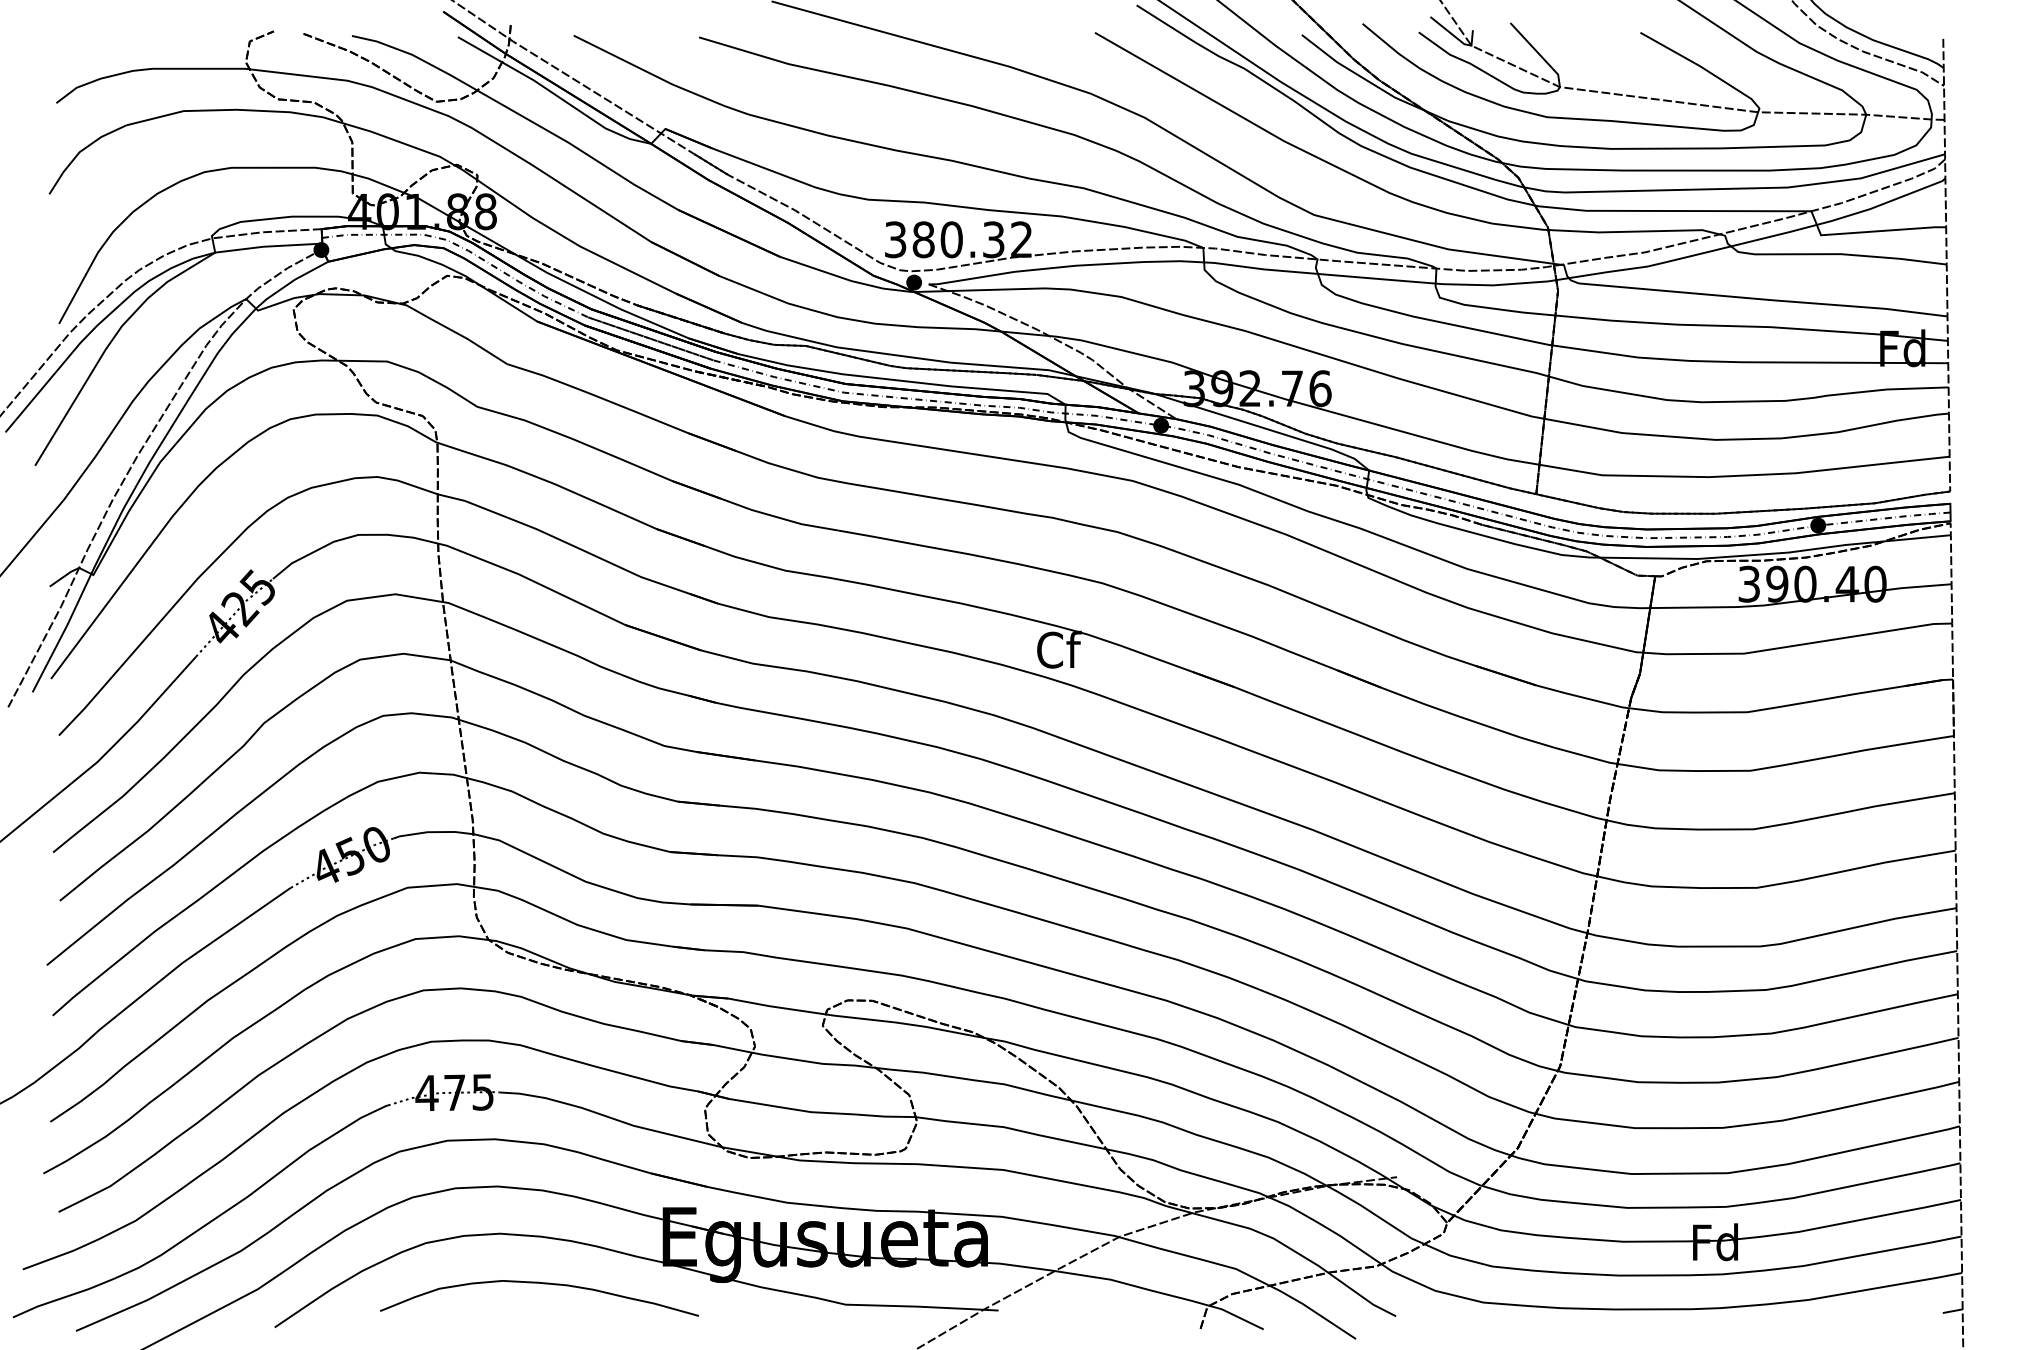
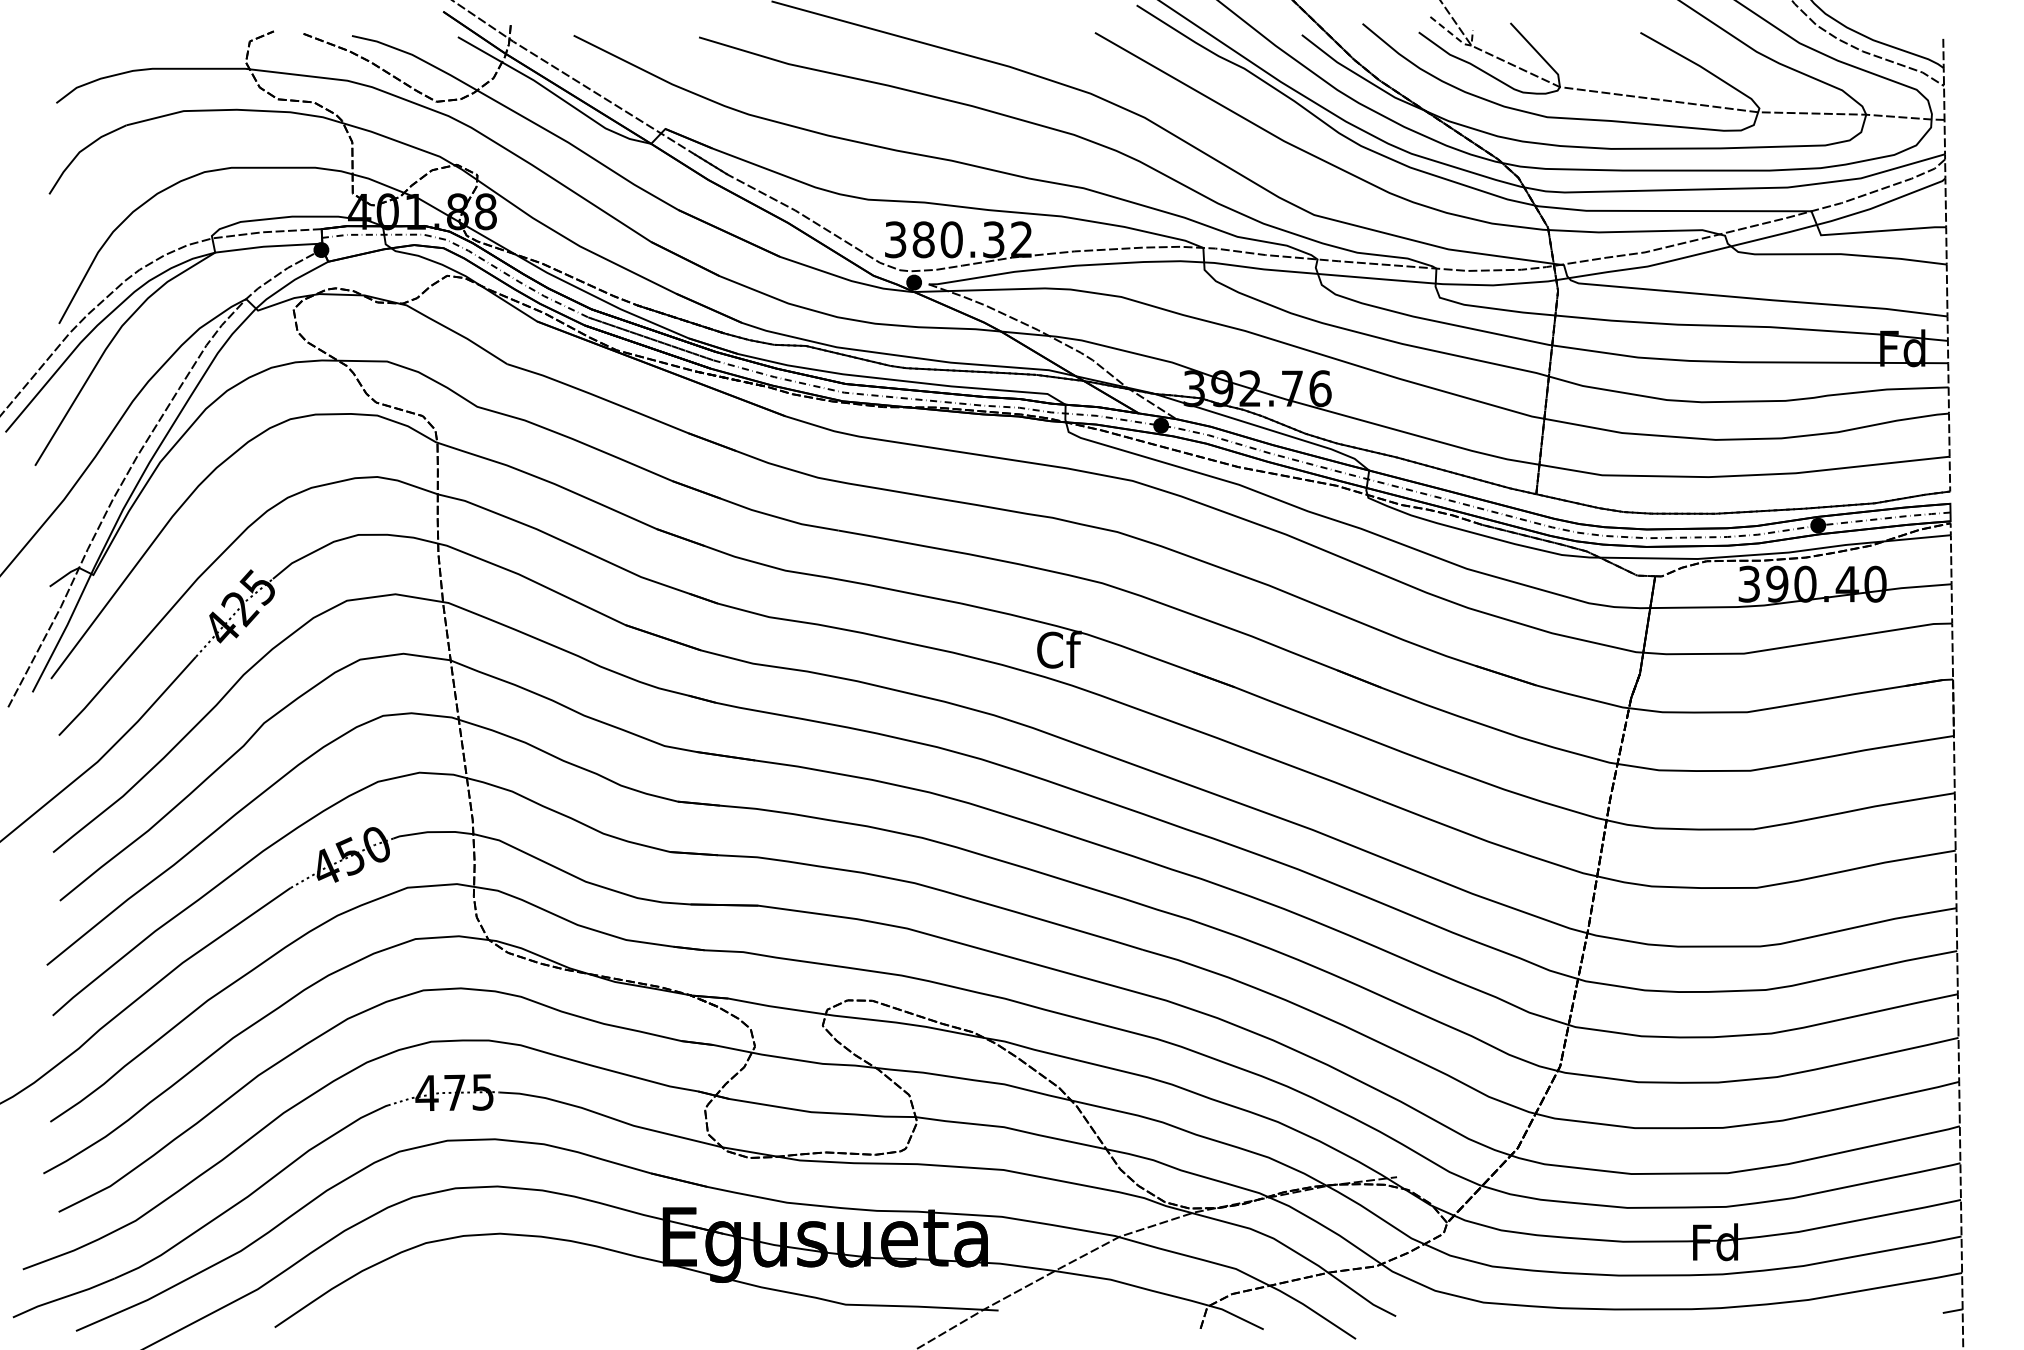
line: solid -> dashed (1457, 38)
curve: present -> none (543, 1284)
